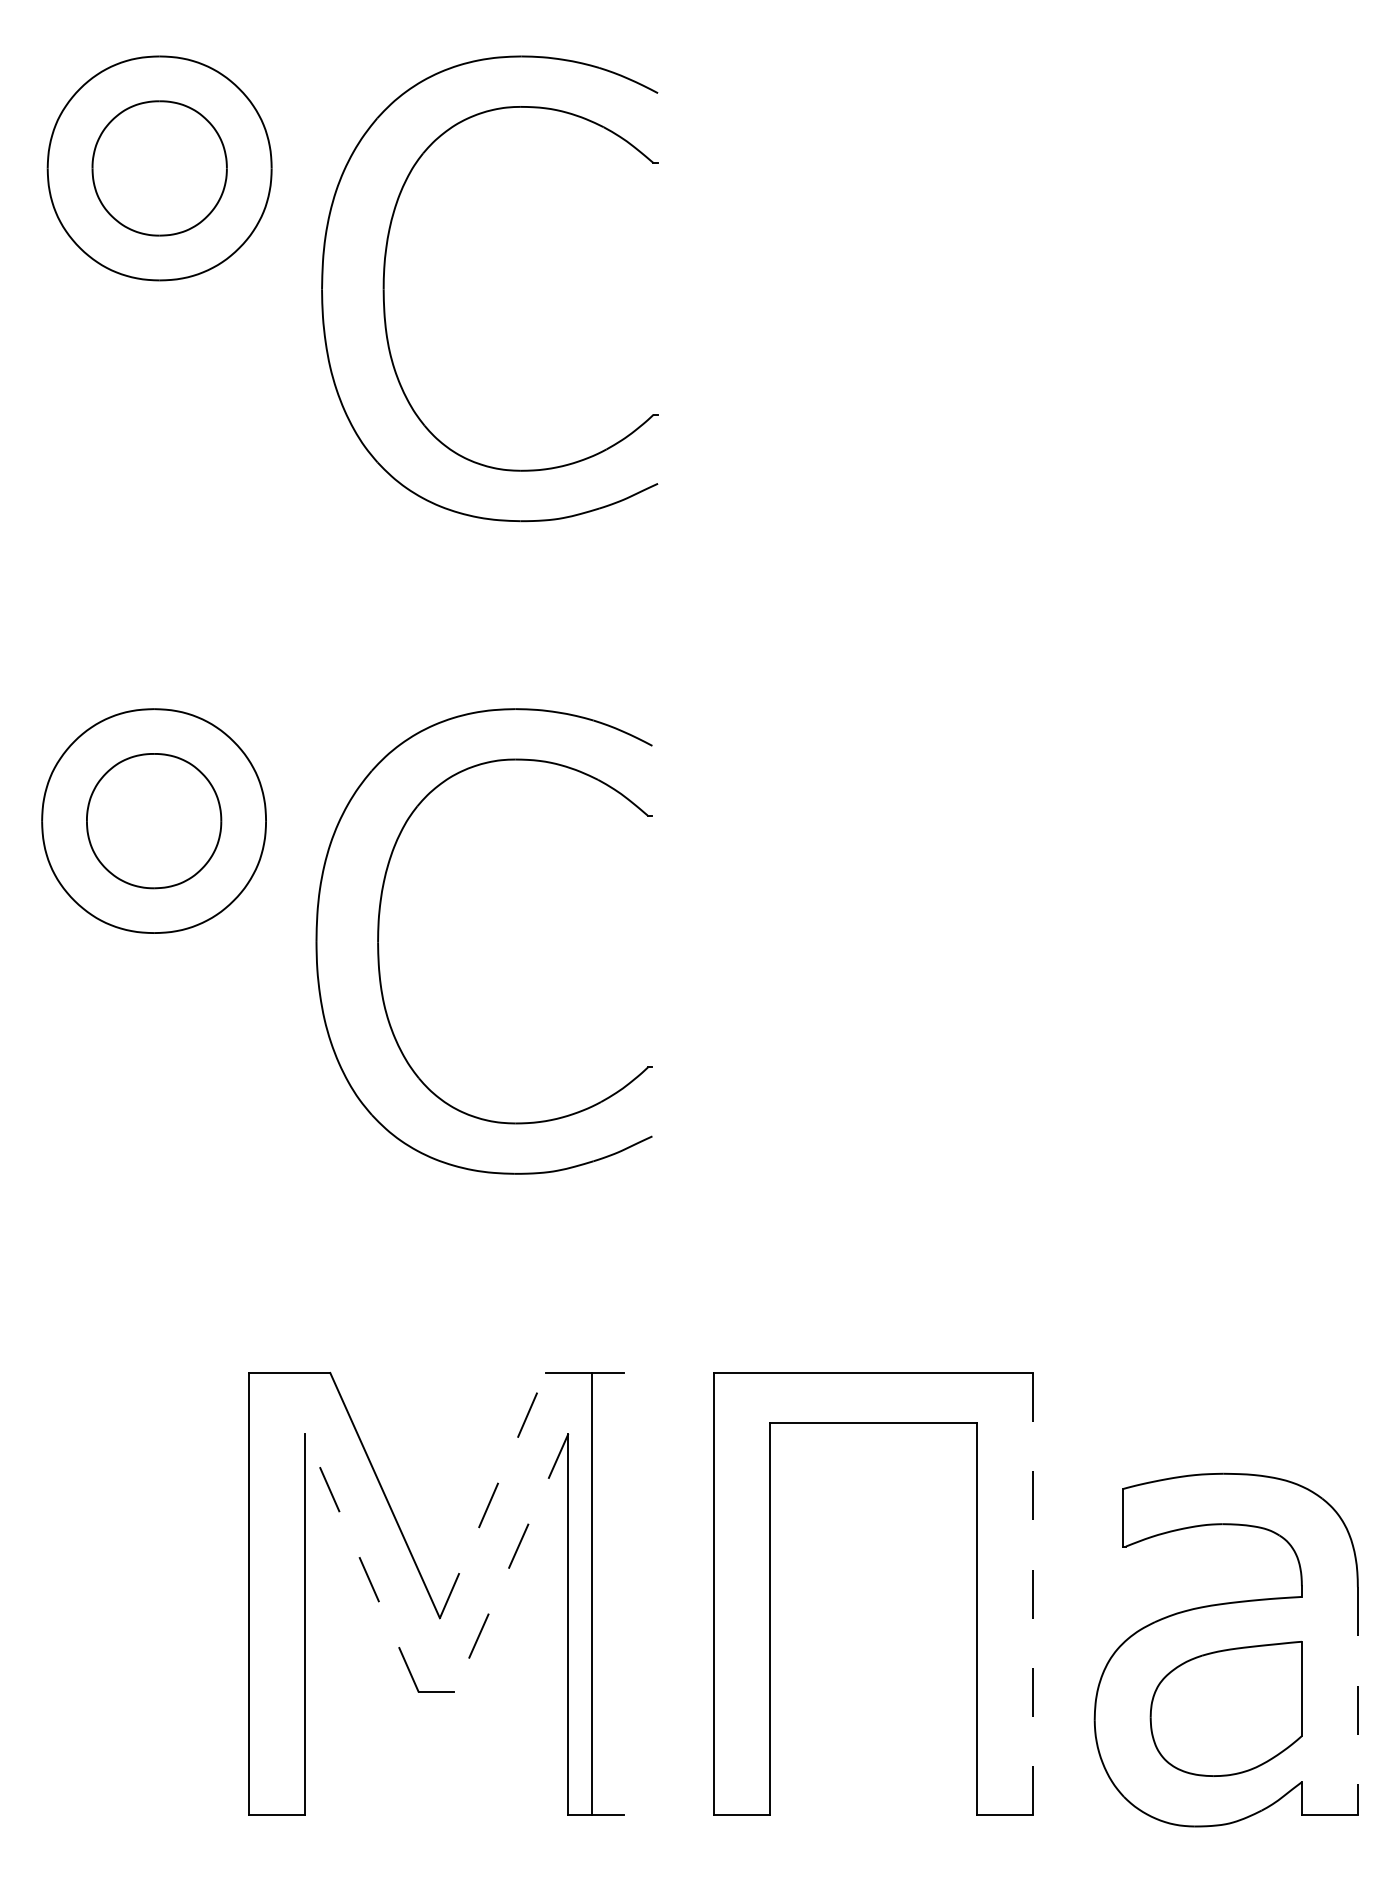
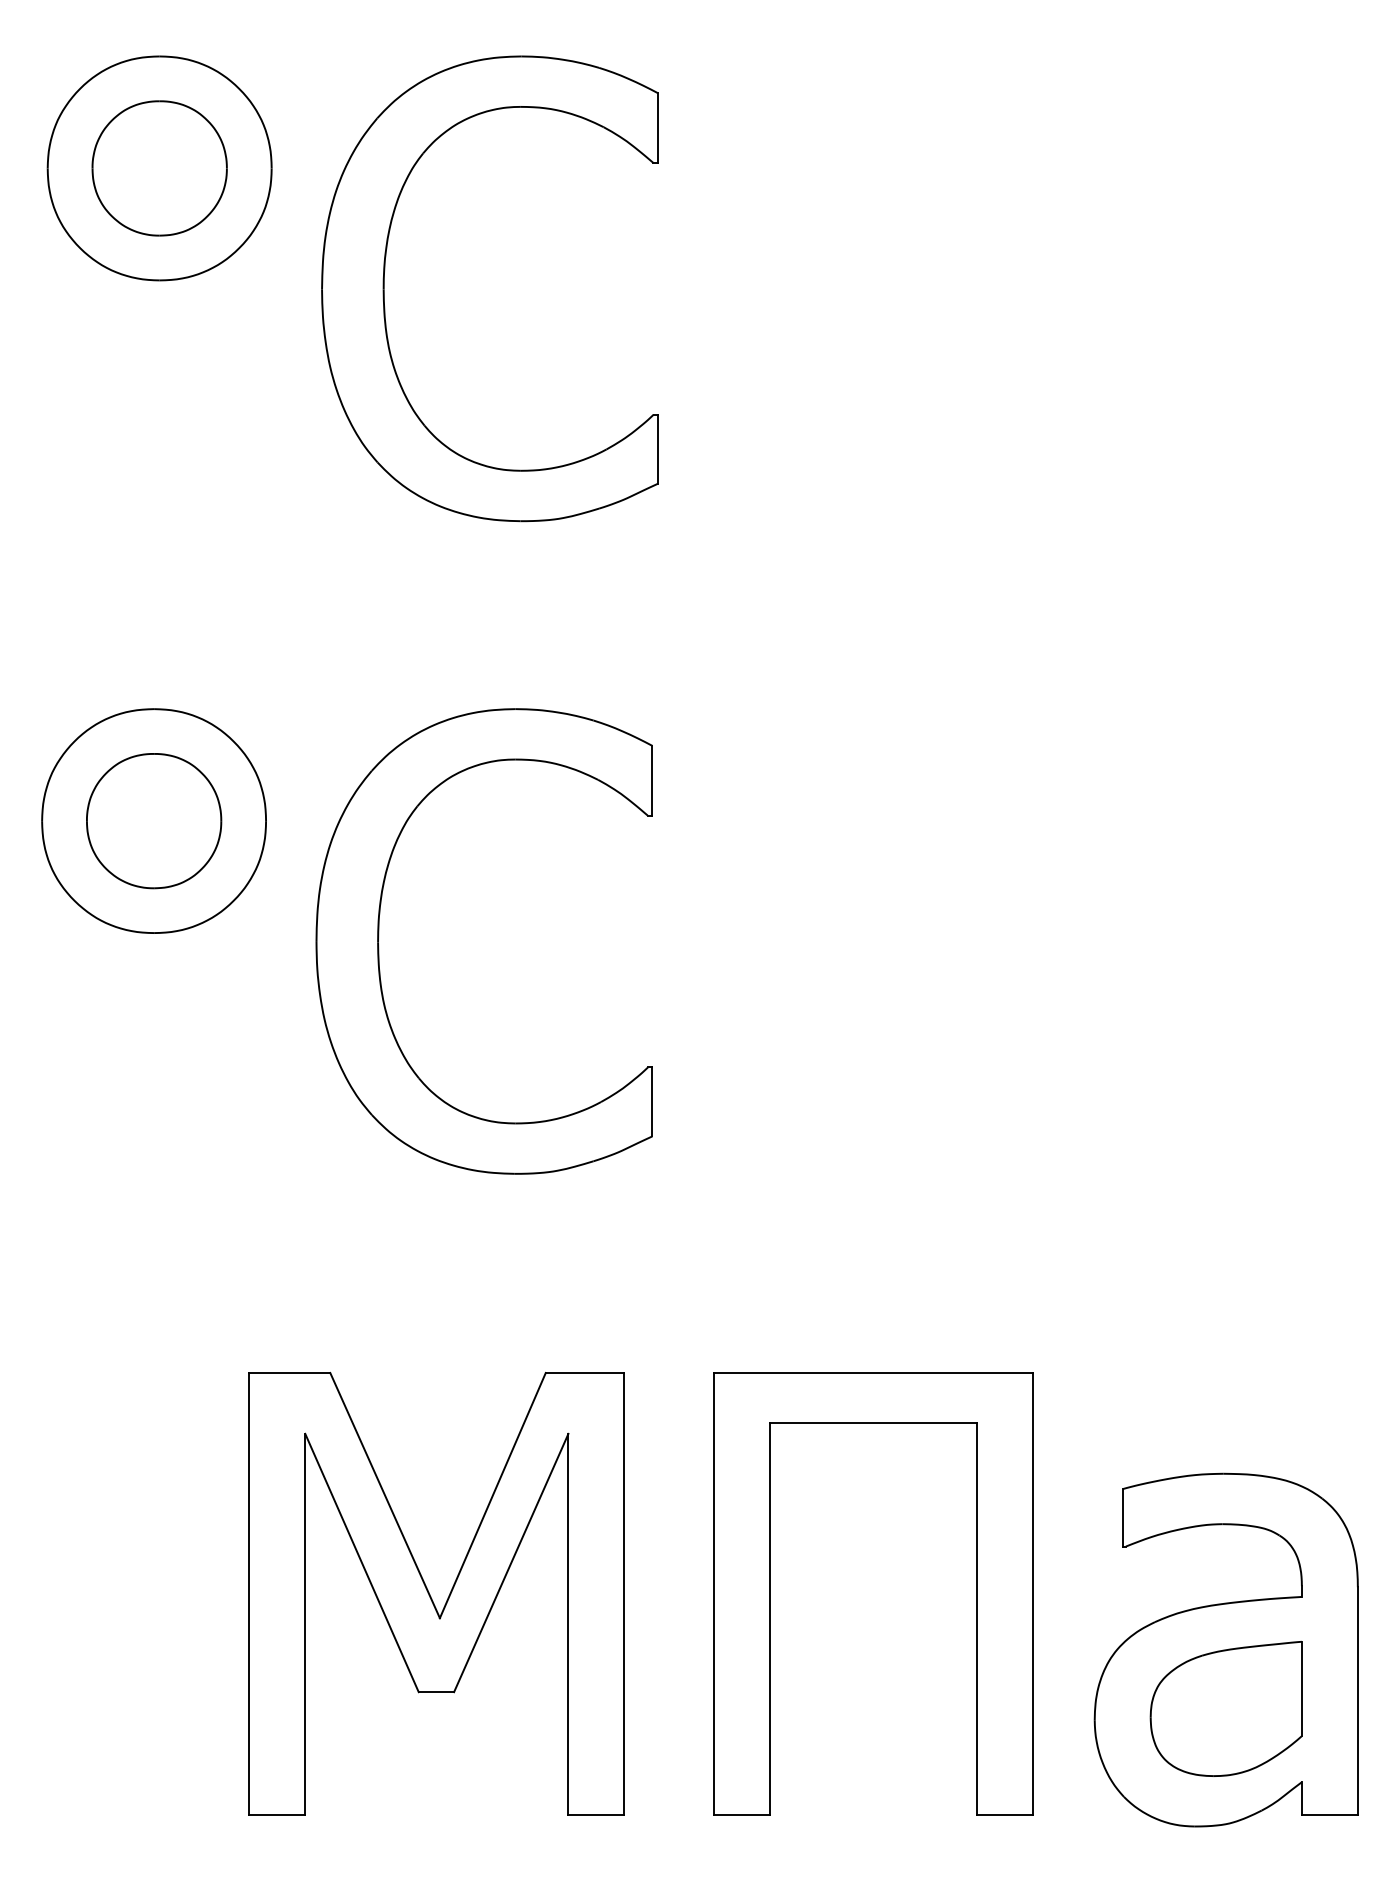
line: none -> present (658, 127)
line: none -> present (658, 448)
line: none -> present (652, 780)
line: none -> present (652, 1101)
line: dashed -> solid (492, 1495)
line: dashed -> solid (361, 1562)
line: dashed -> solid (511, 1563)
line position: (592, 1593) -> (624, 1593) (624, 1593)
line: dashed -> solid (1033, 1594)
line: dashed -> solid (1357, 1701)
